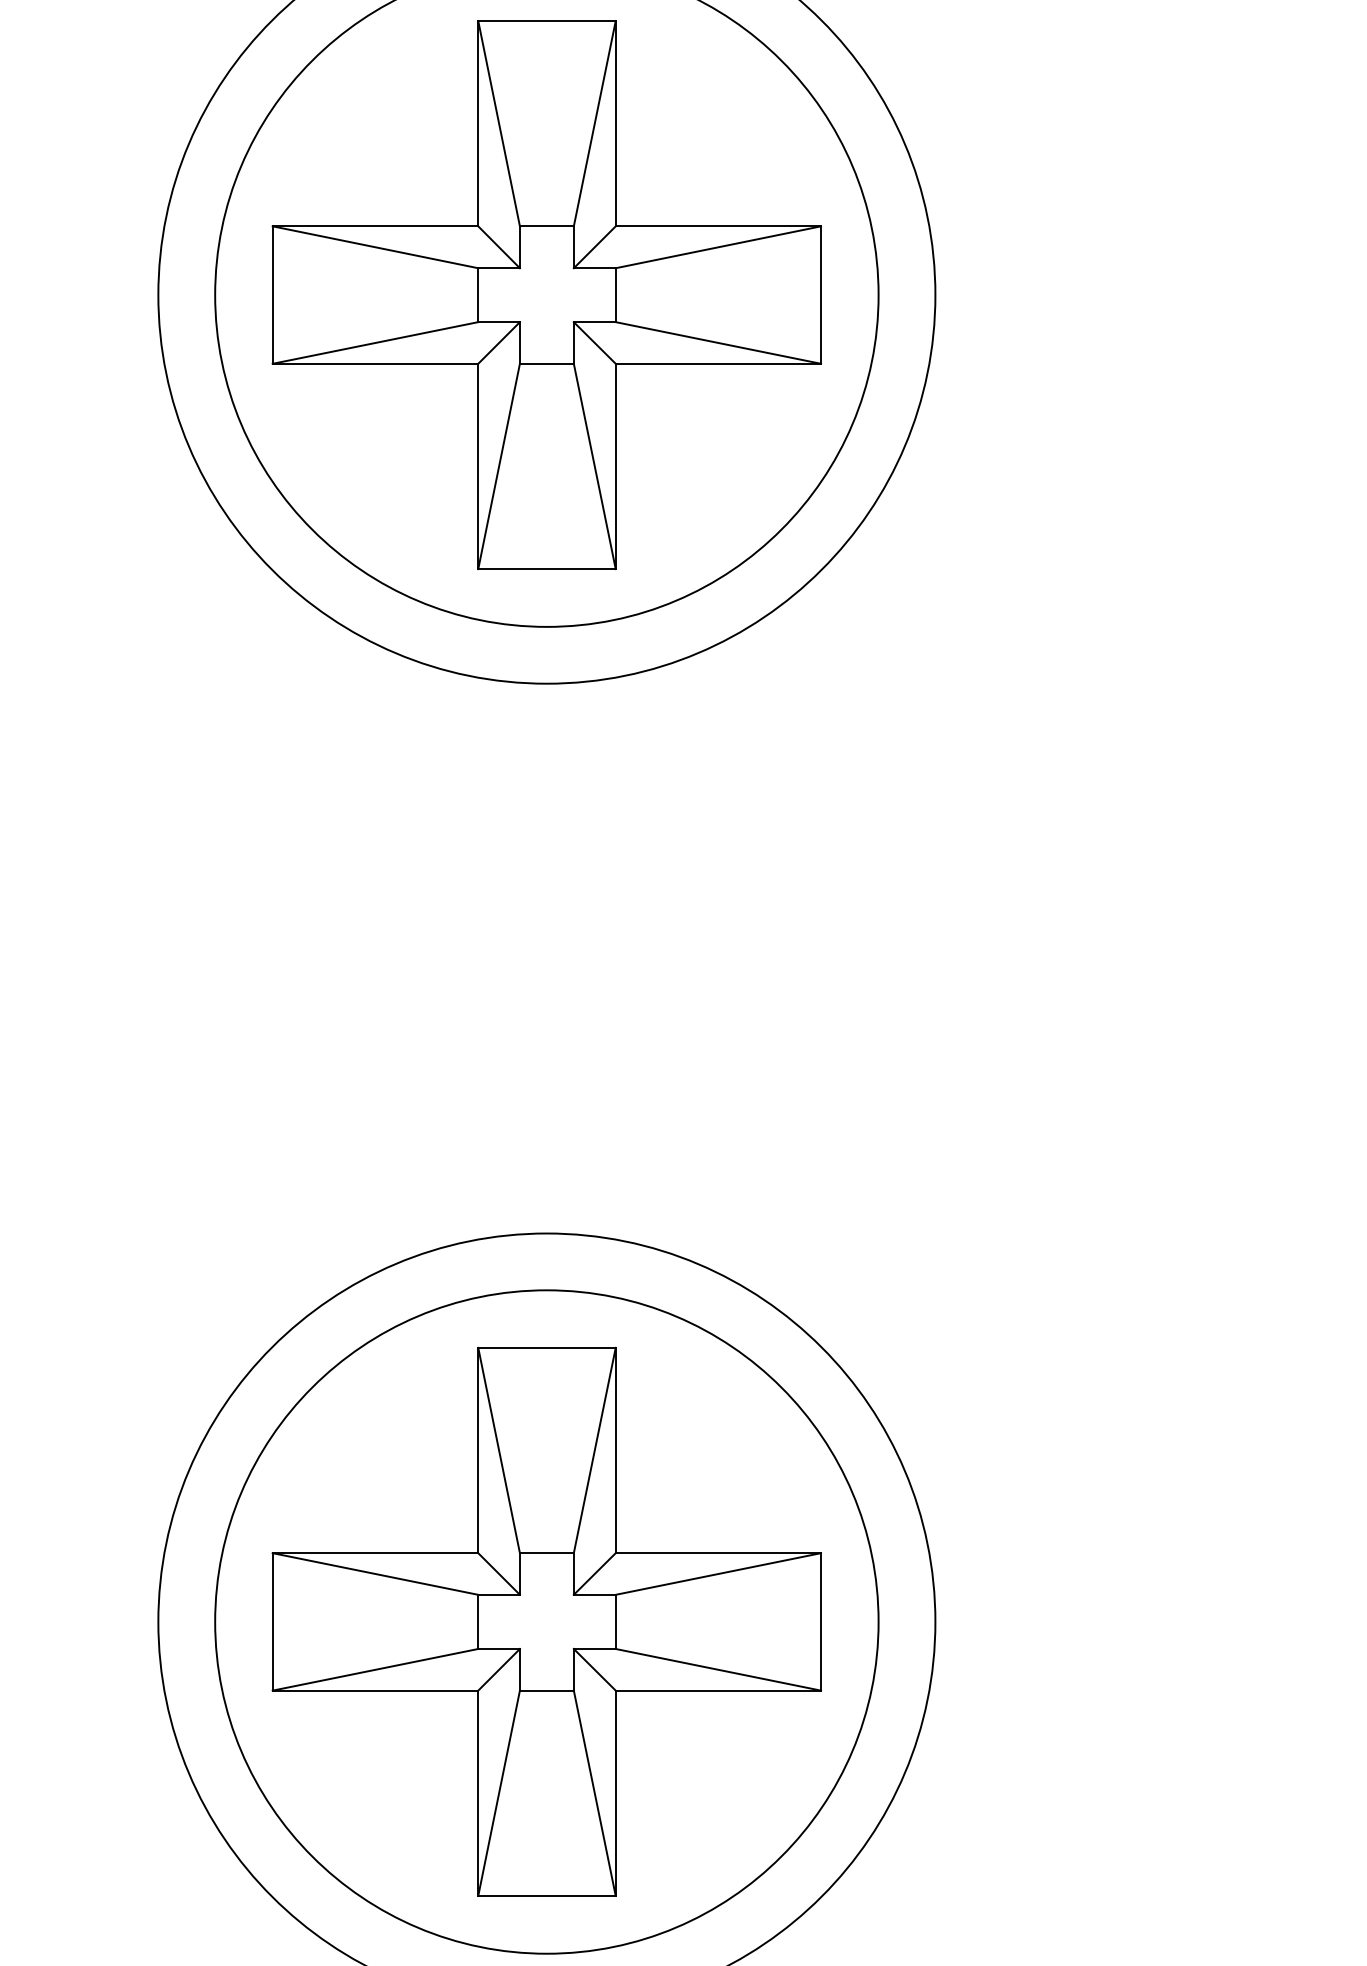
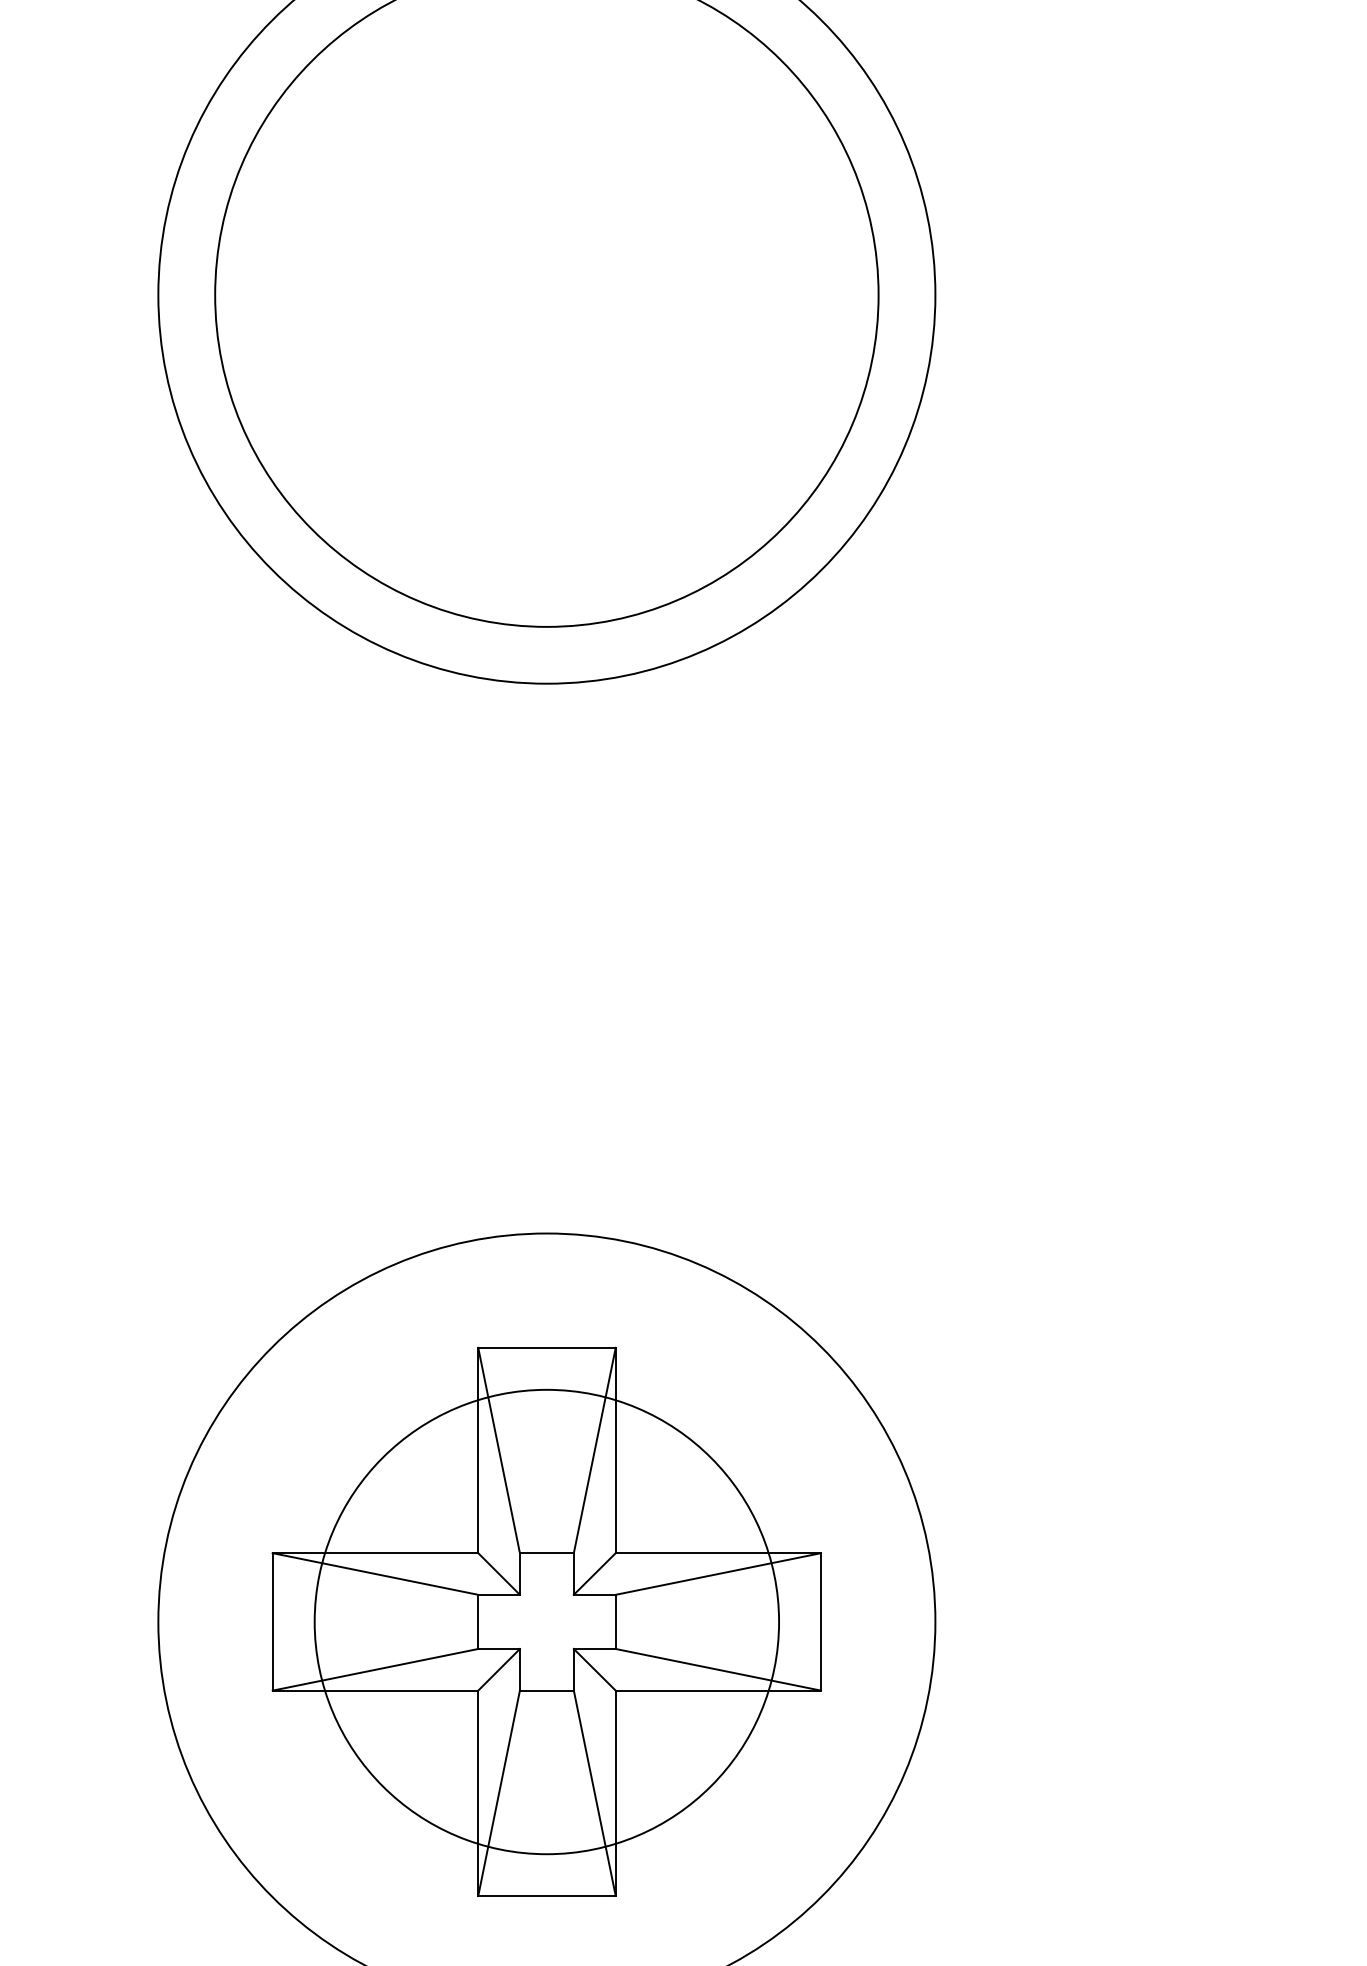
part: present -> none (546, 295)
circle diameter: 663 px -> 464 px (546, 1621)
